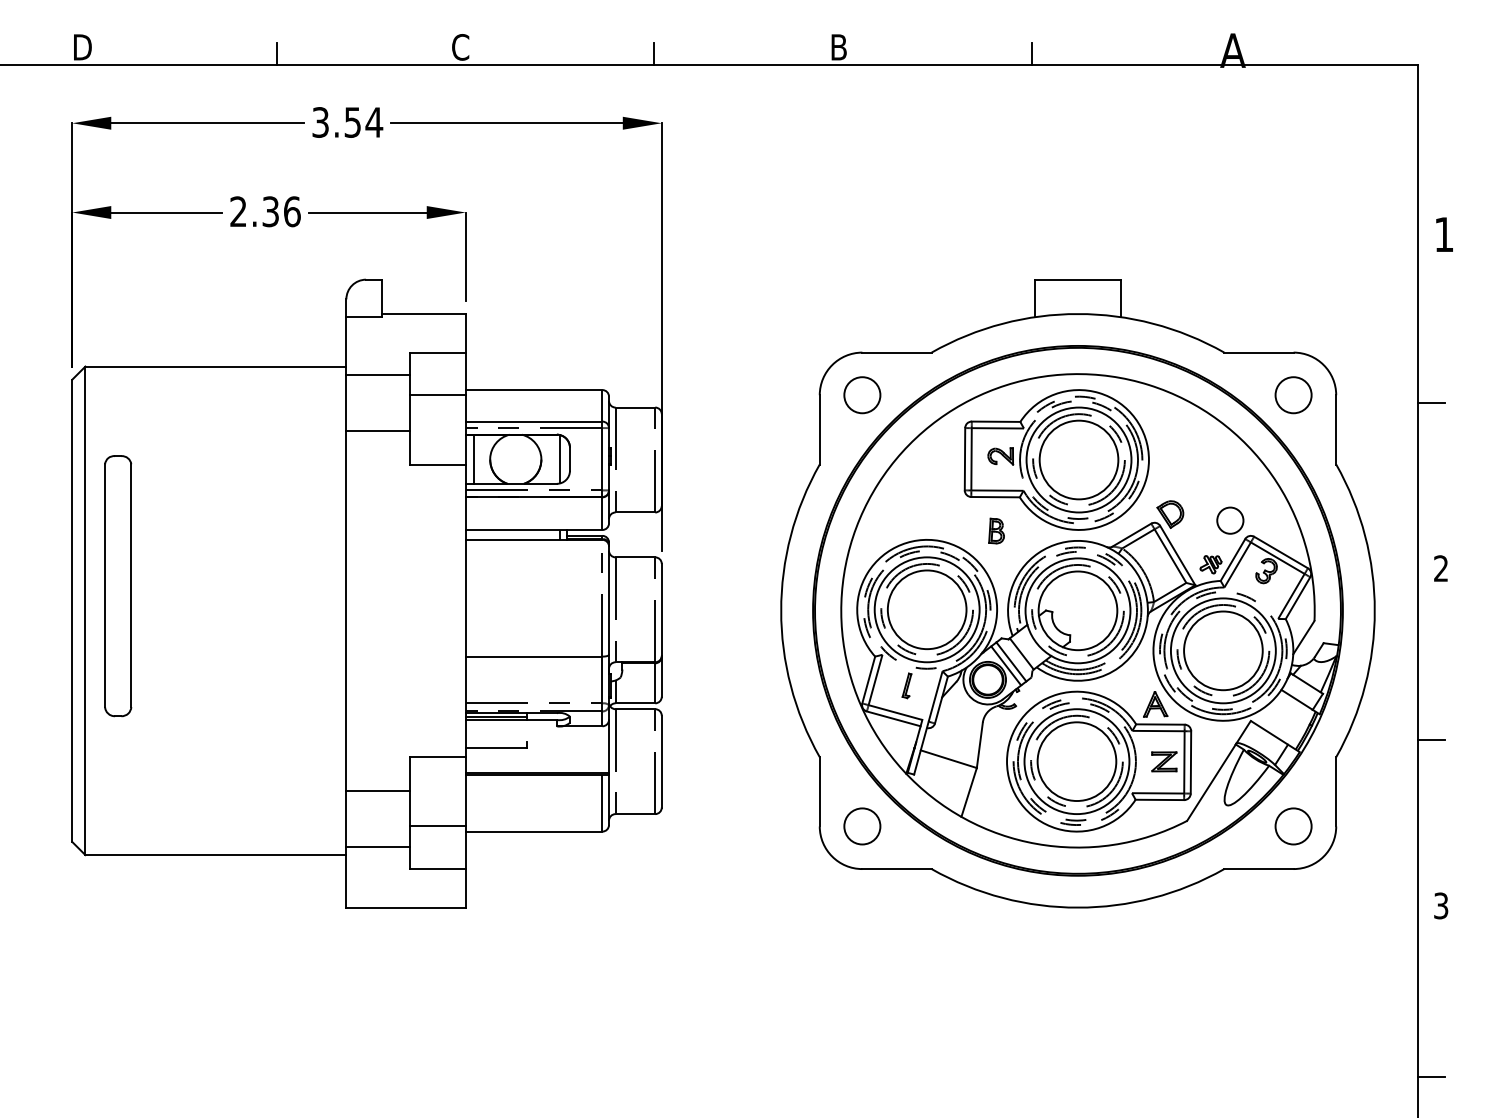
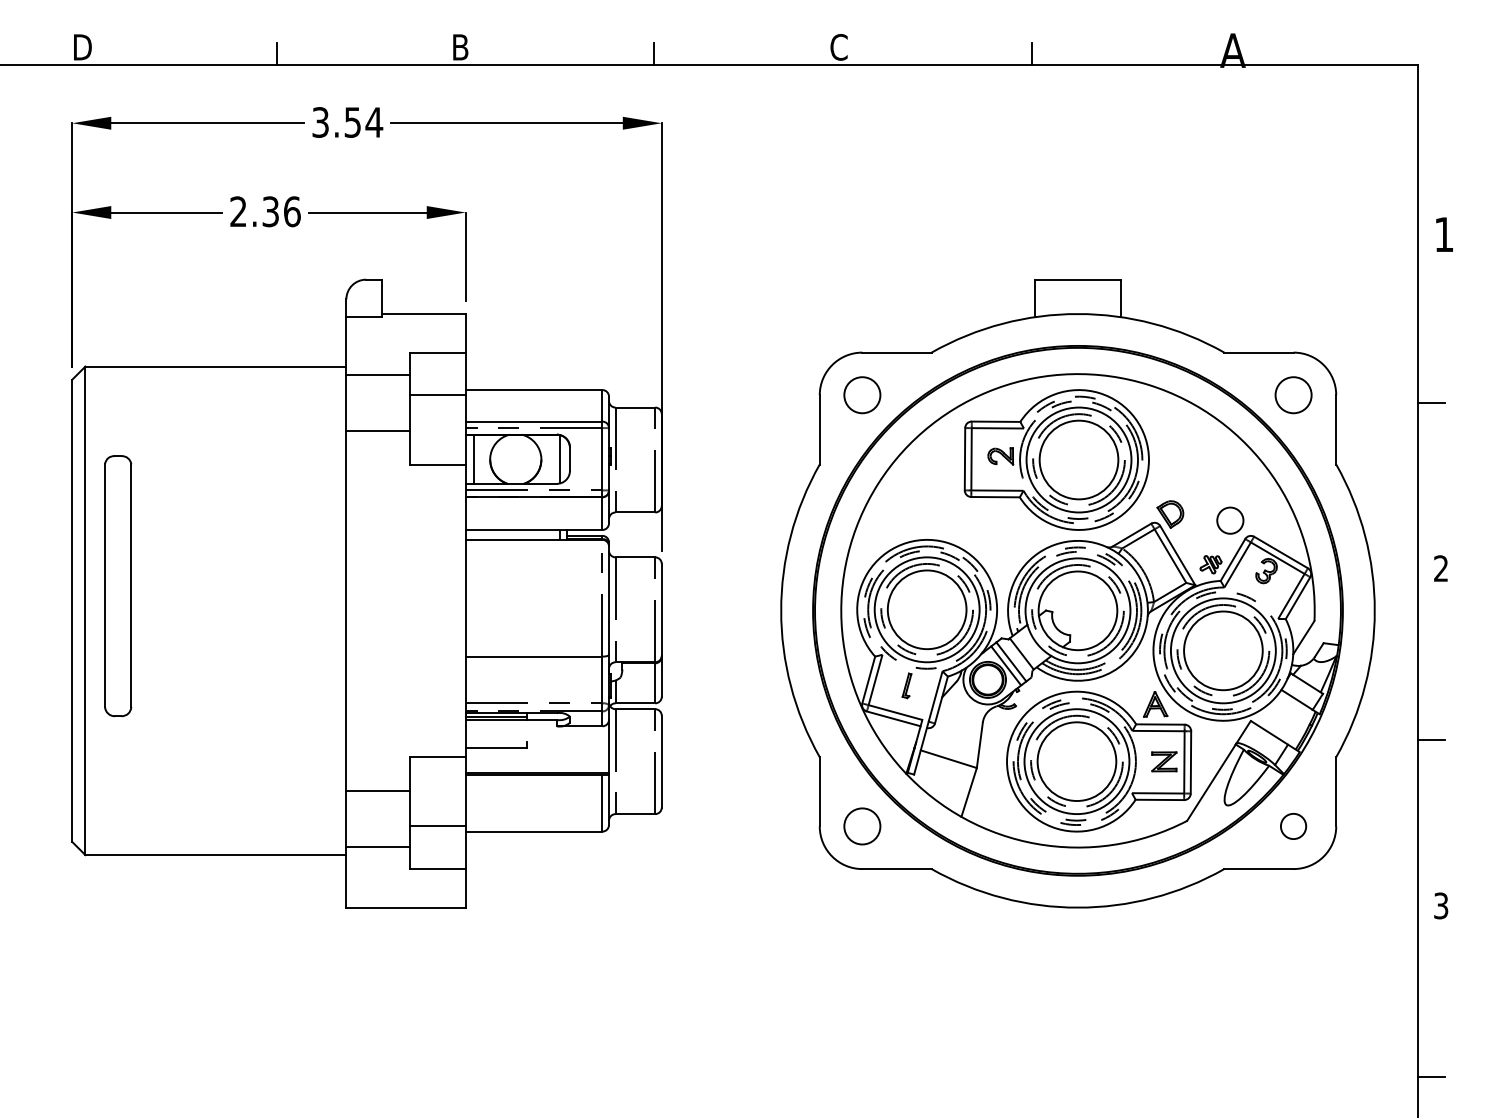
text: C -> B (460, 47)
text: B -> C (838, 47)
part: present -> none (996, 530)
circle size: 39x39 px -> 28x27 px (1293, 826)
